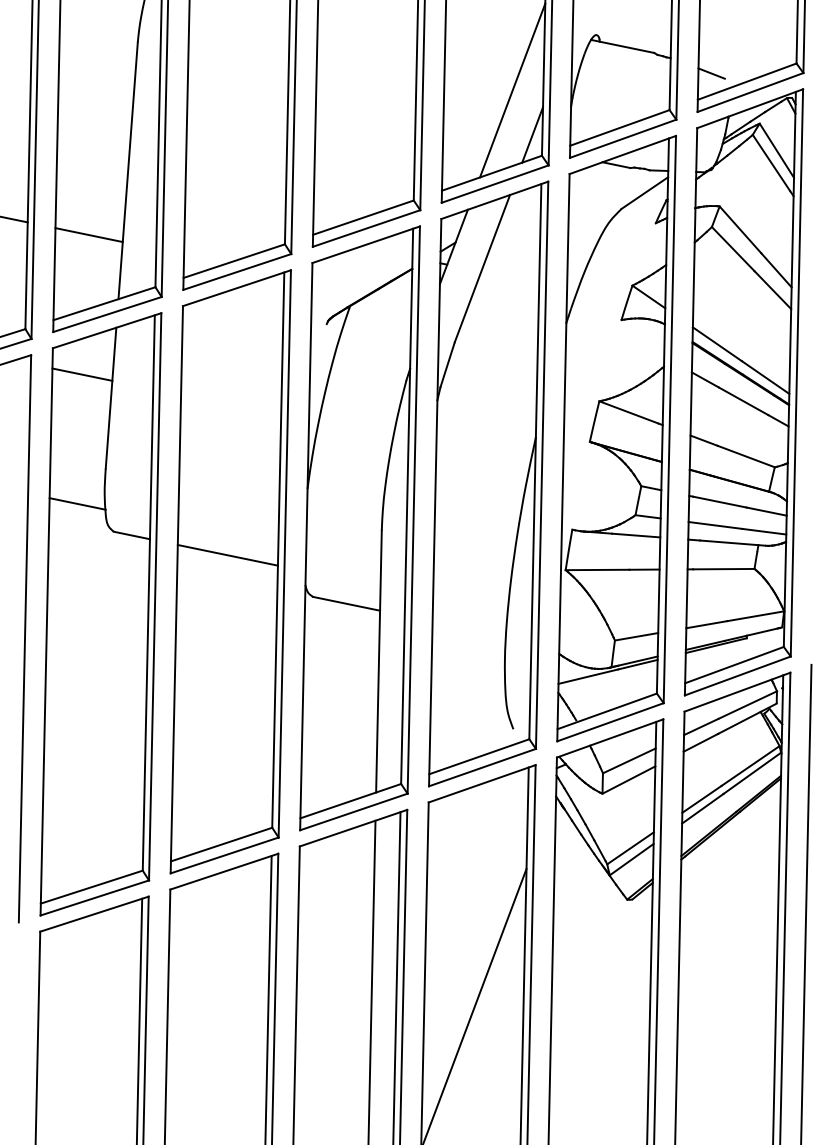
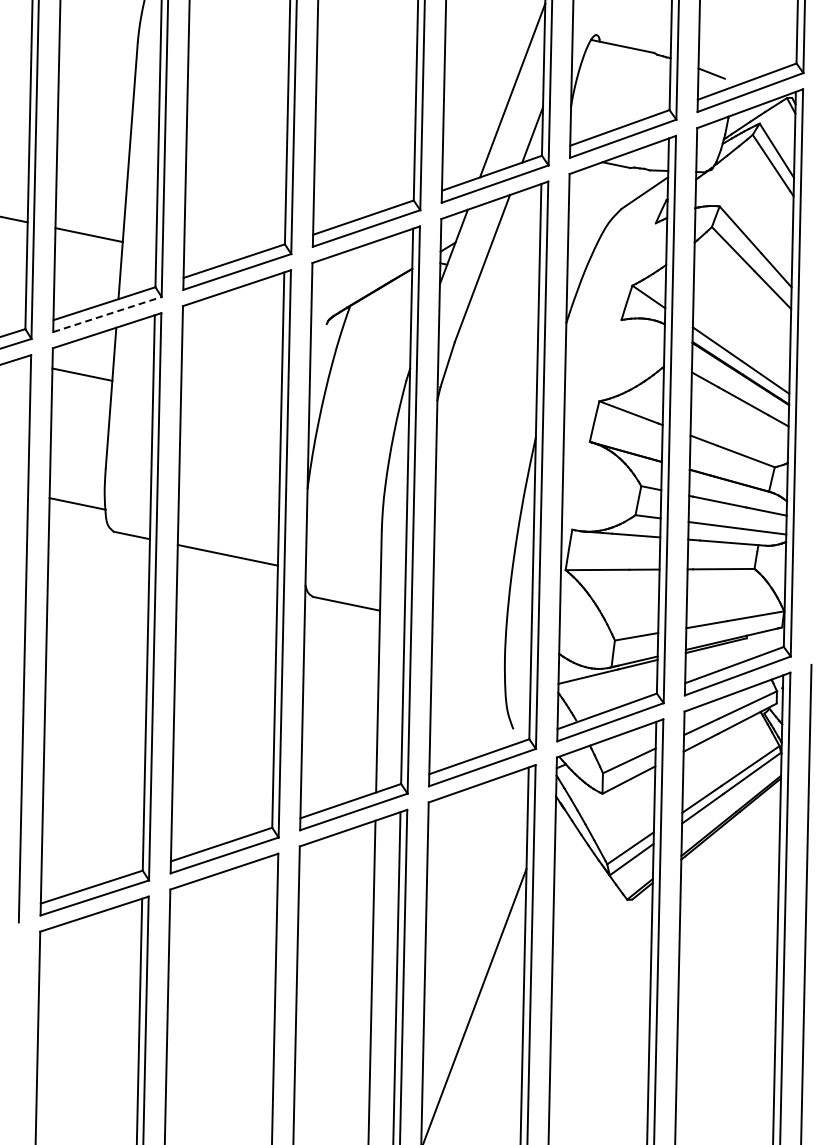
line: solid -> dashed (107, 314)
line: present -> none (268, 998)
